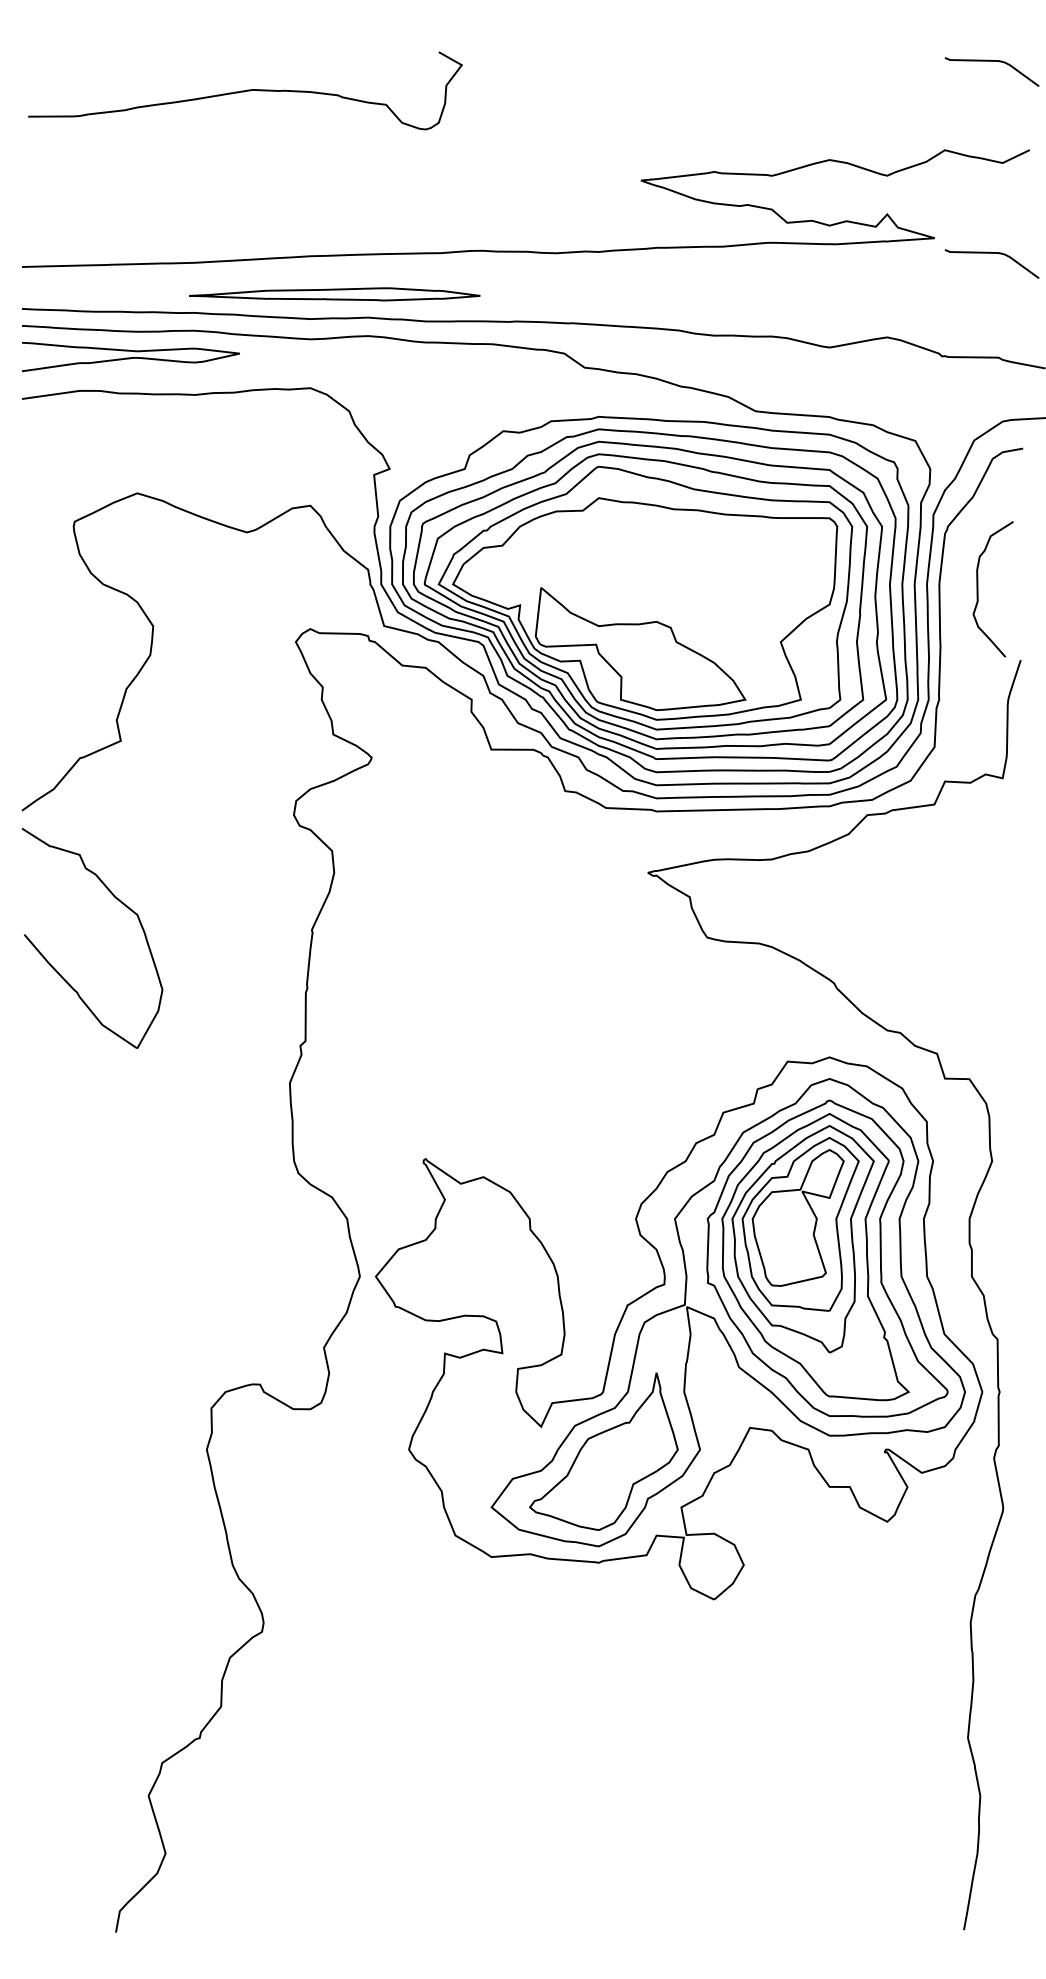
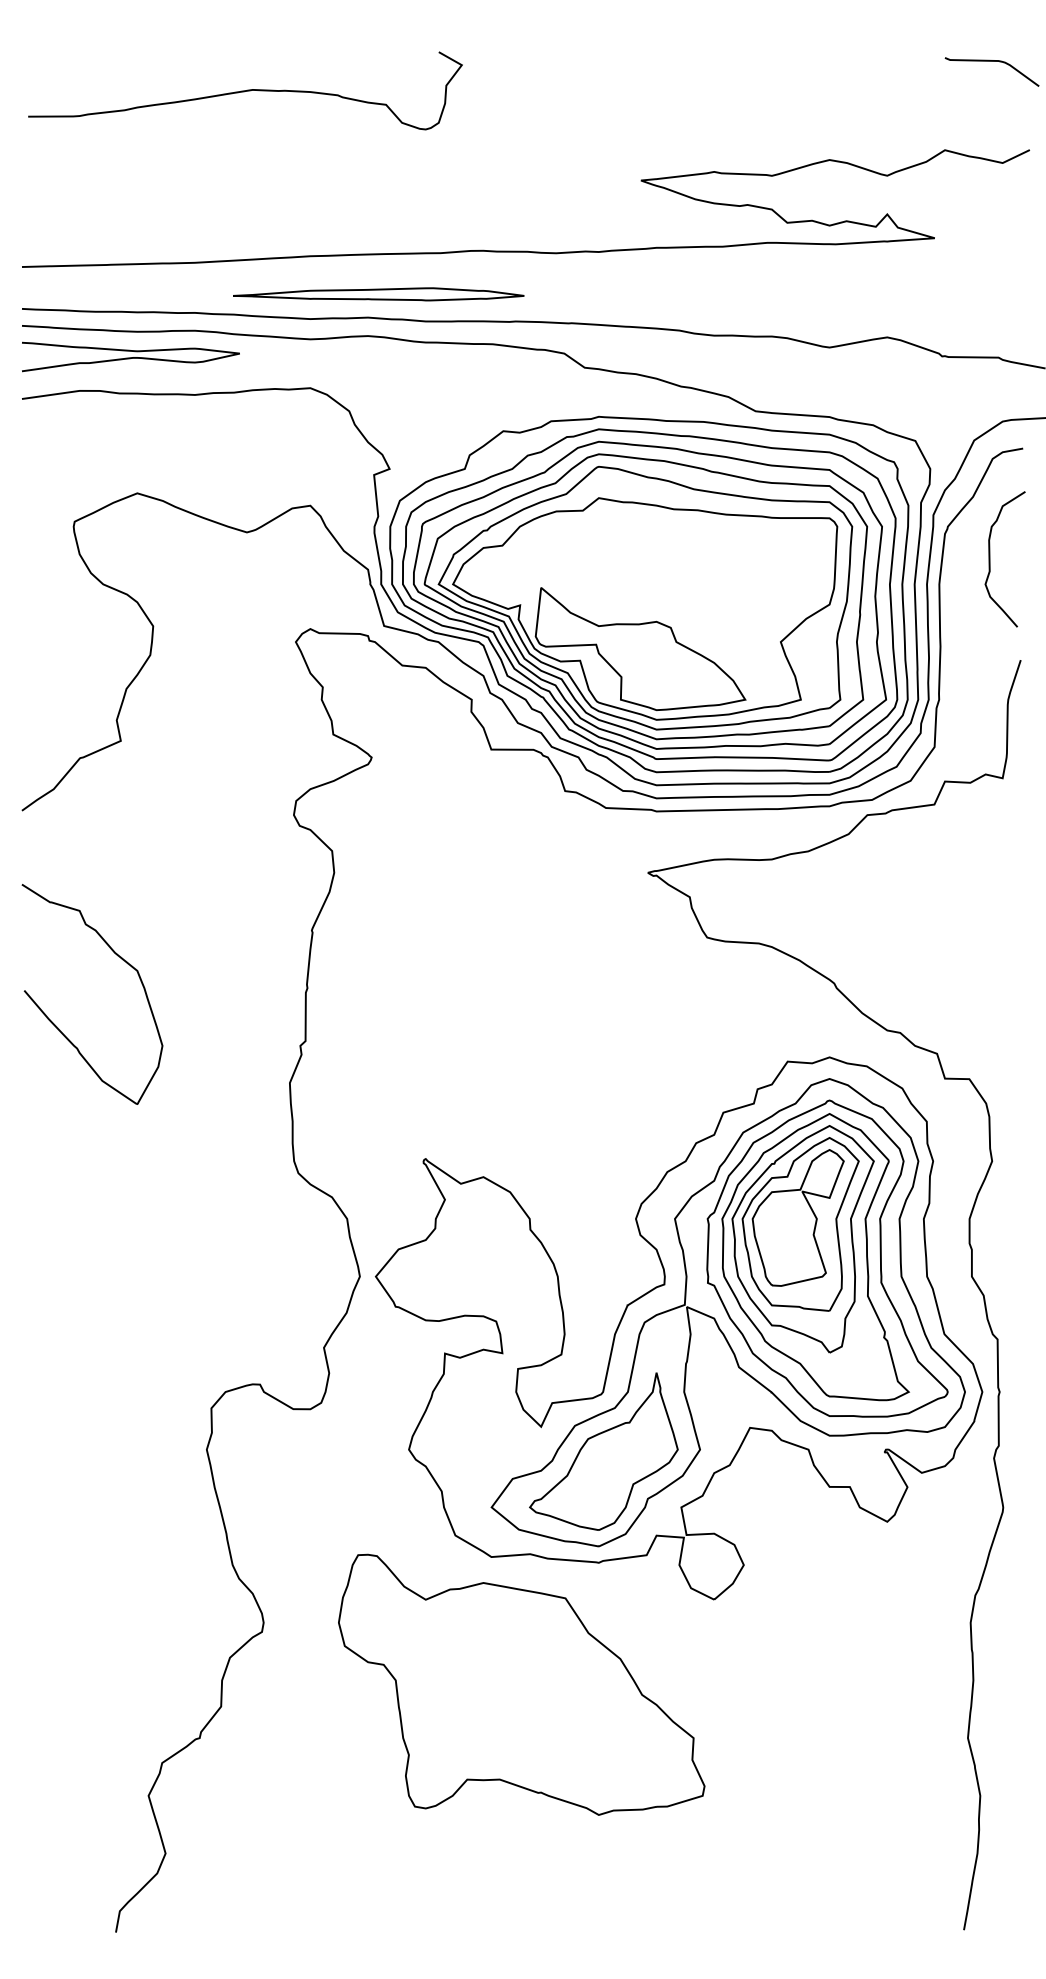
curve: present -> none (991, 253)
part position: (334, 294) -> (378, 294) (378, 294)
curve position: (978, 589) -> (990, 559) (990, 559)
curve position: (122, 904) -> (122, 960) (122, 960)
part: none -> present (521, 1684)
